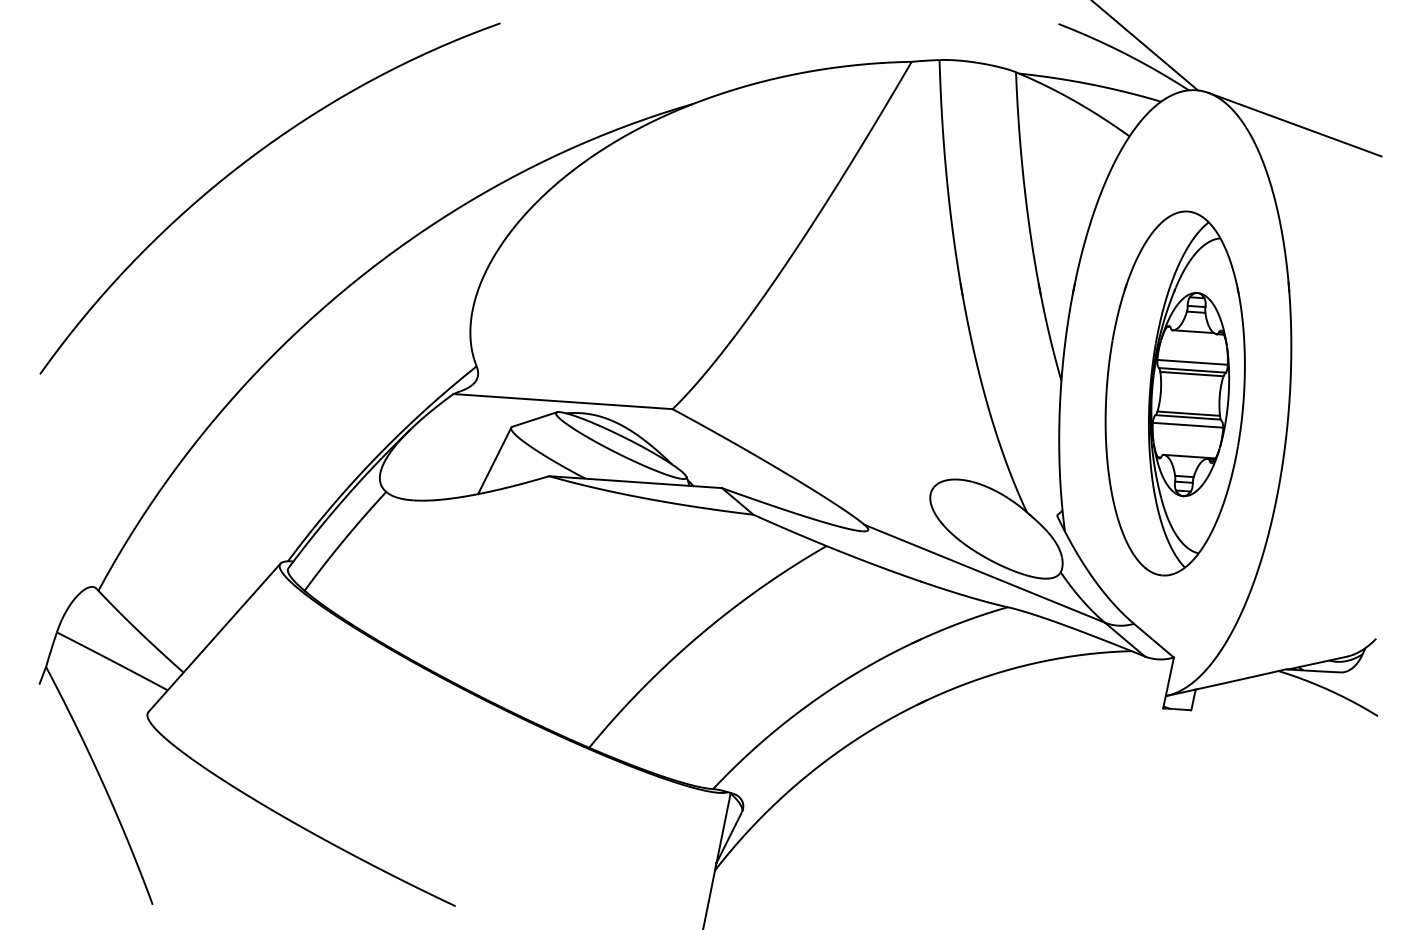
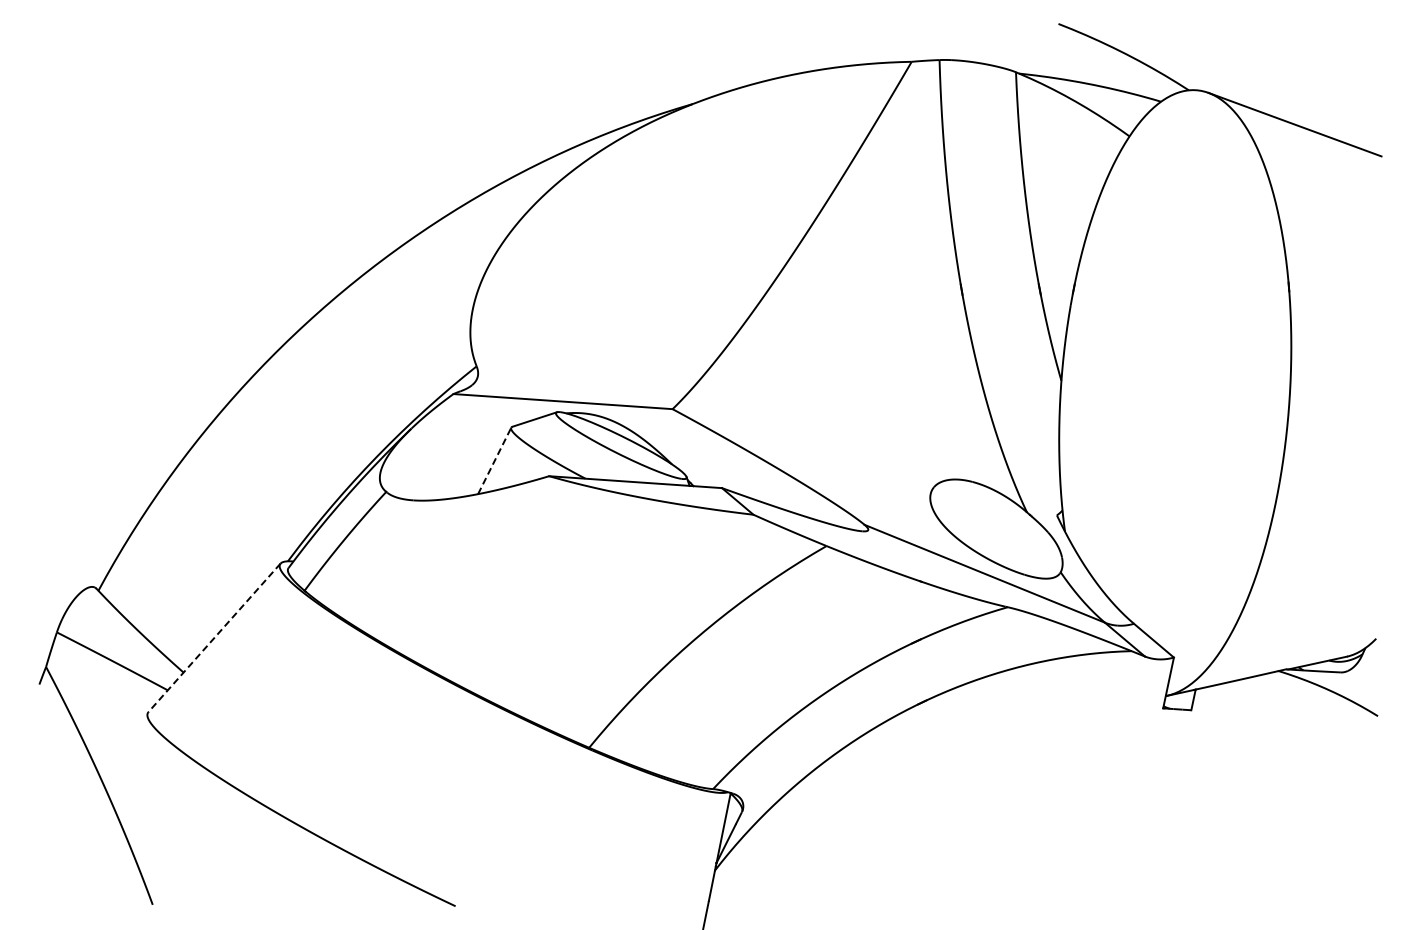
line: present -> none (1145, 46)
curve: present -> none (241, 166)
part: present -> none (1174, 393)
line: solid -> dashed (494, 460)
line: solid -> dashed (214, 638)
